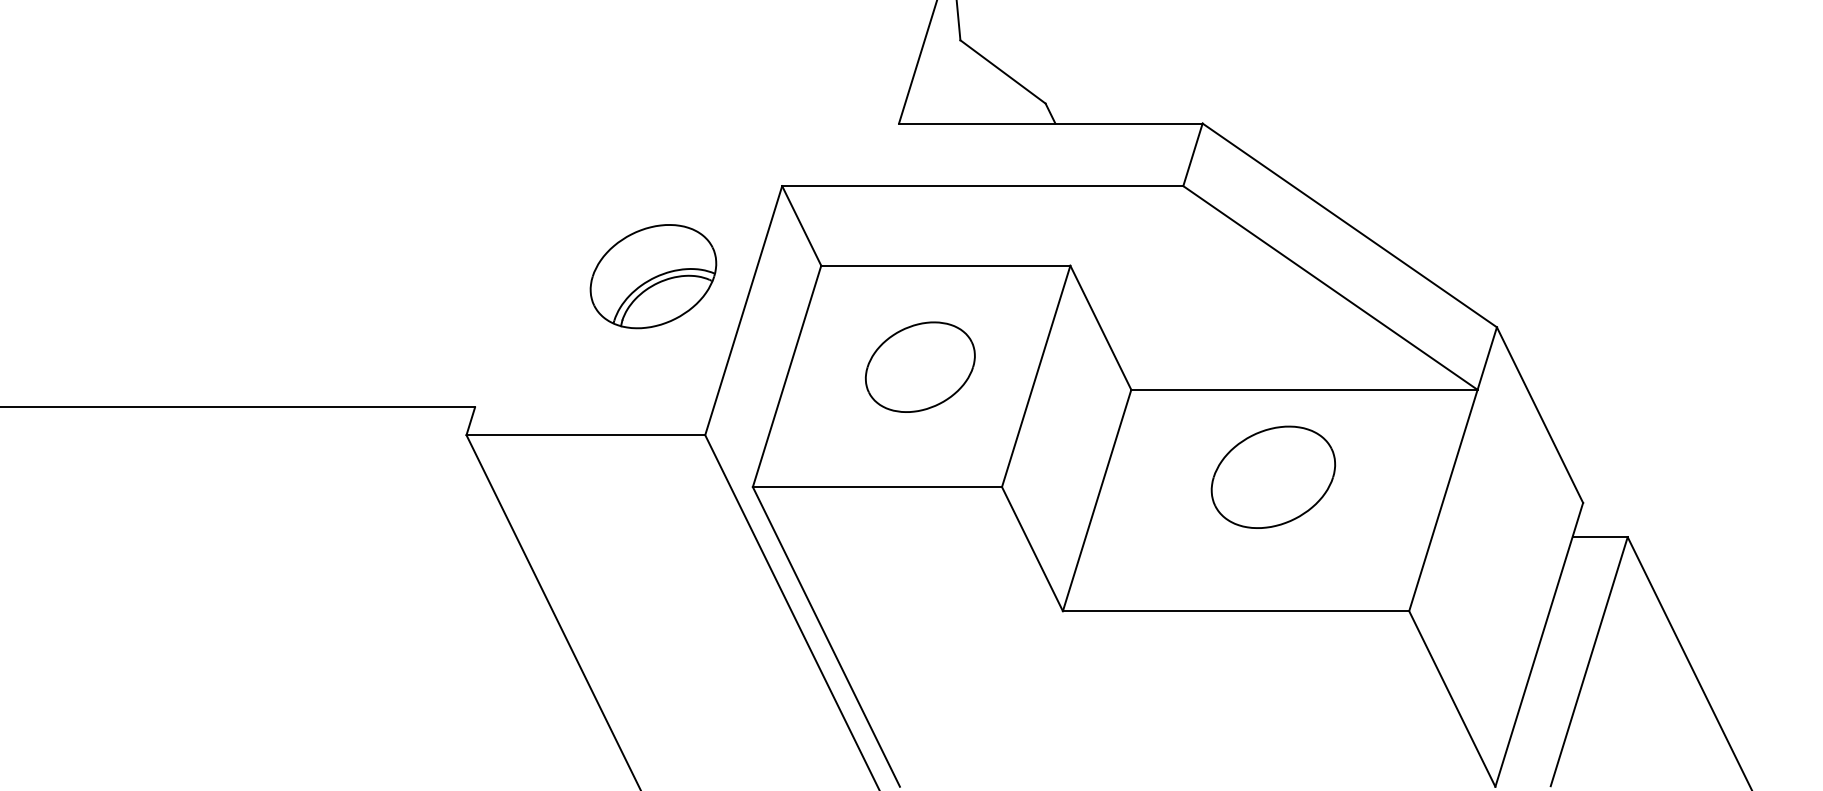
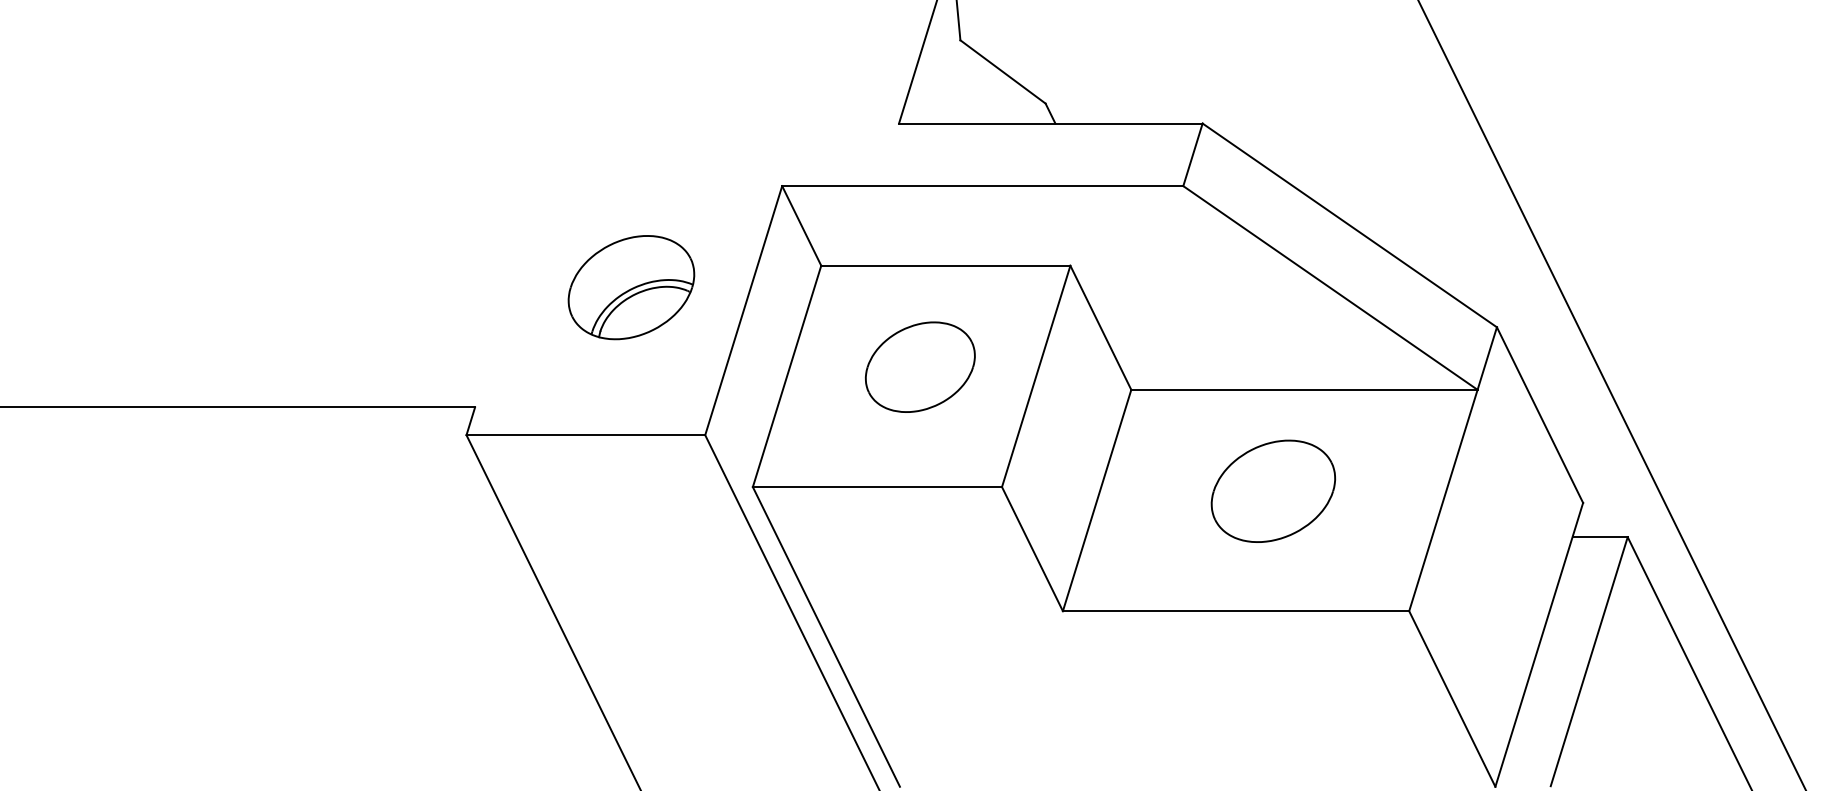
part position: (653, 276) -> (631, 287) (631, 287)
line: none -> present (1611, 394)
part position: (1273, 476) -> (1273, 490) (1273, 490)
